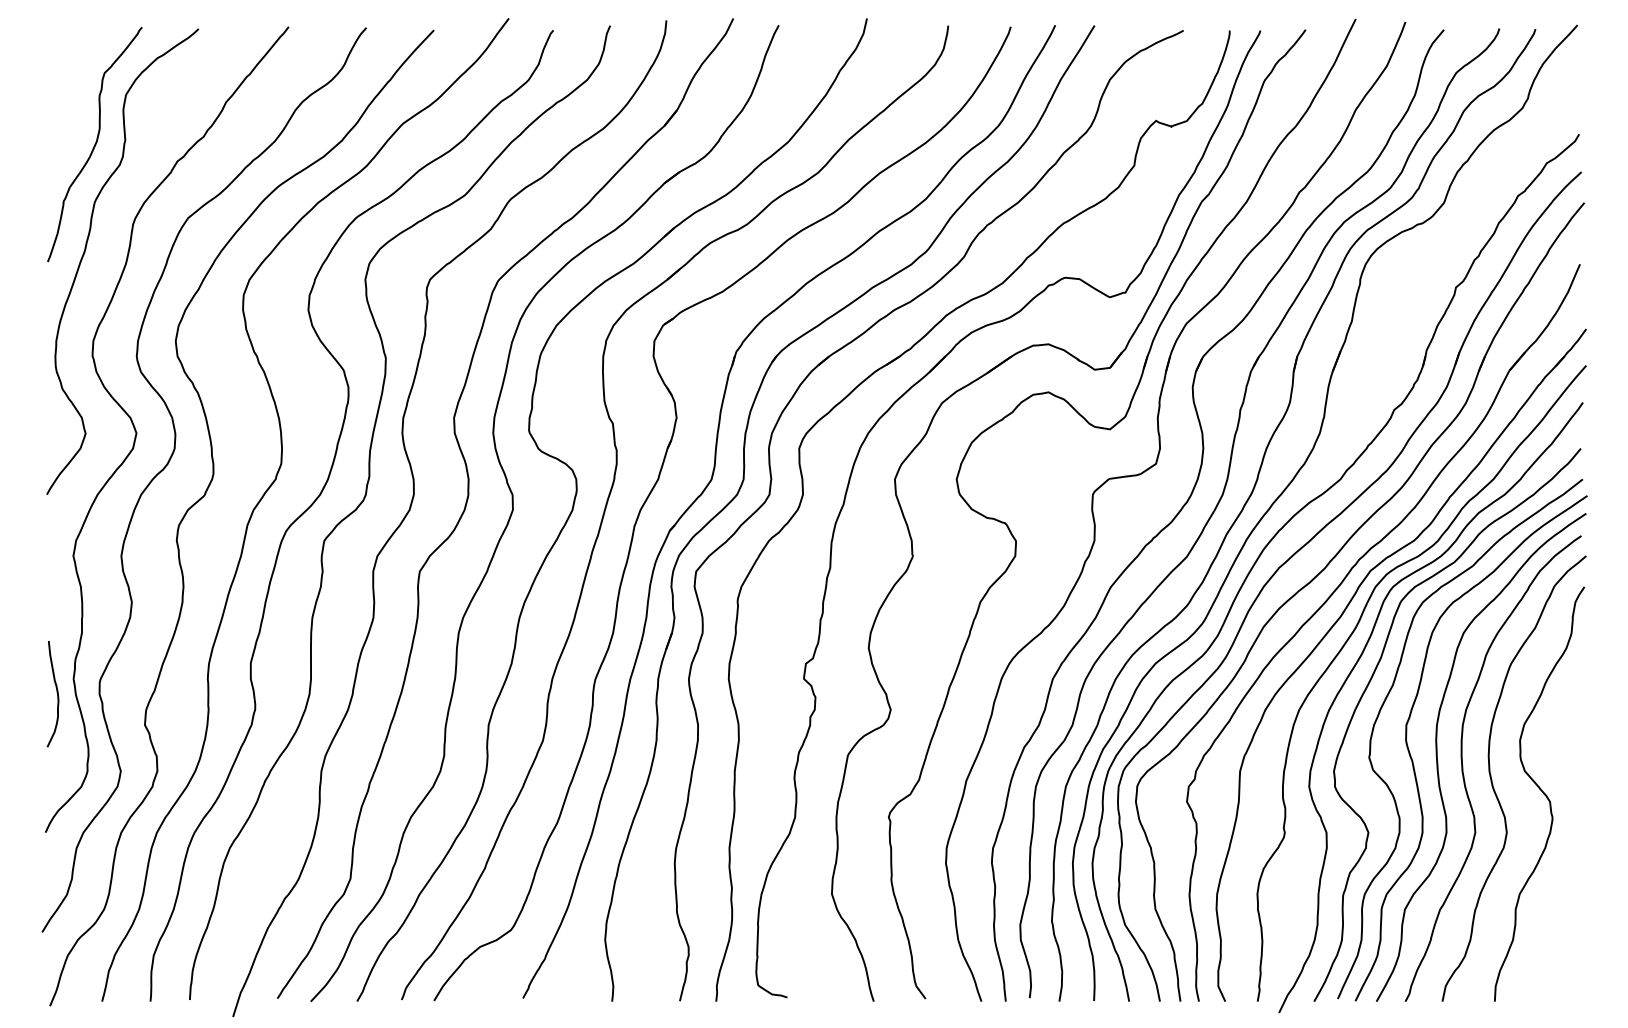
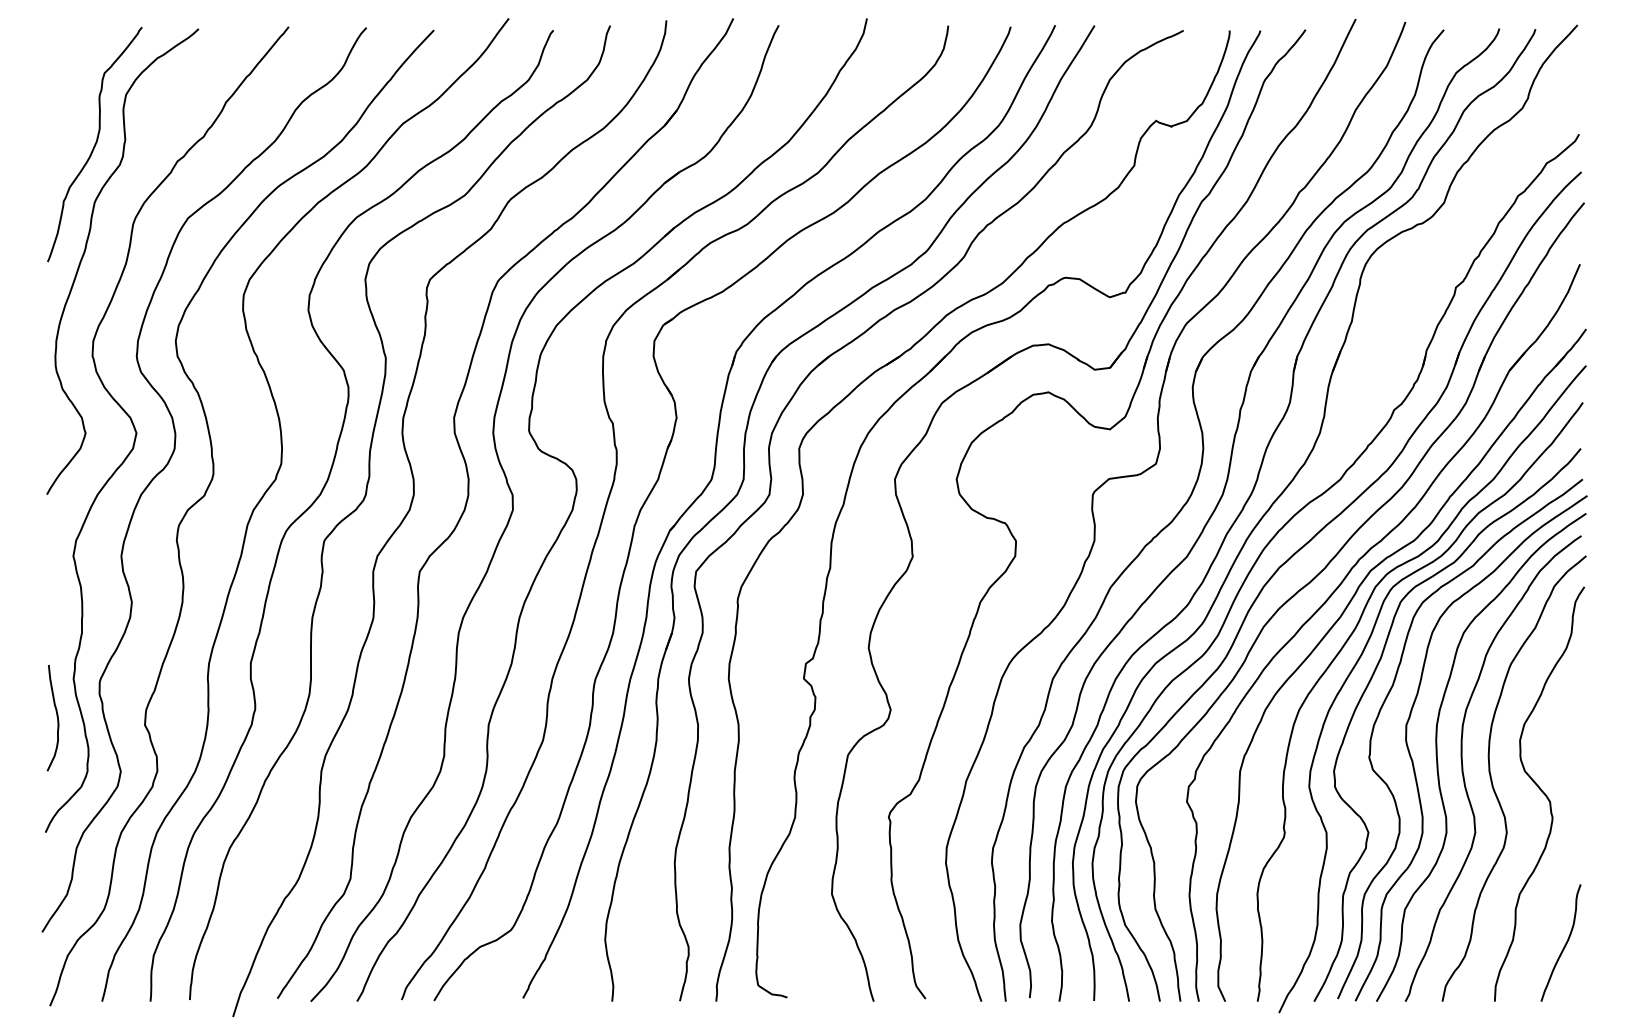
curve position: (56, 692) -> (56, 716) (56, 716)
curve: none -> present (1564, 944)
